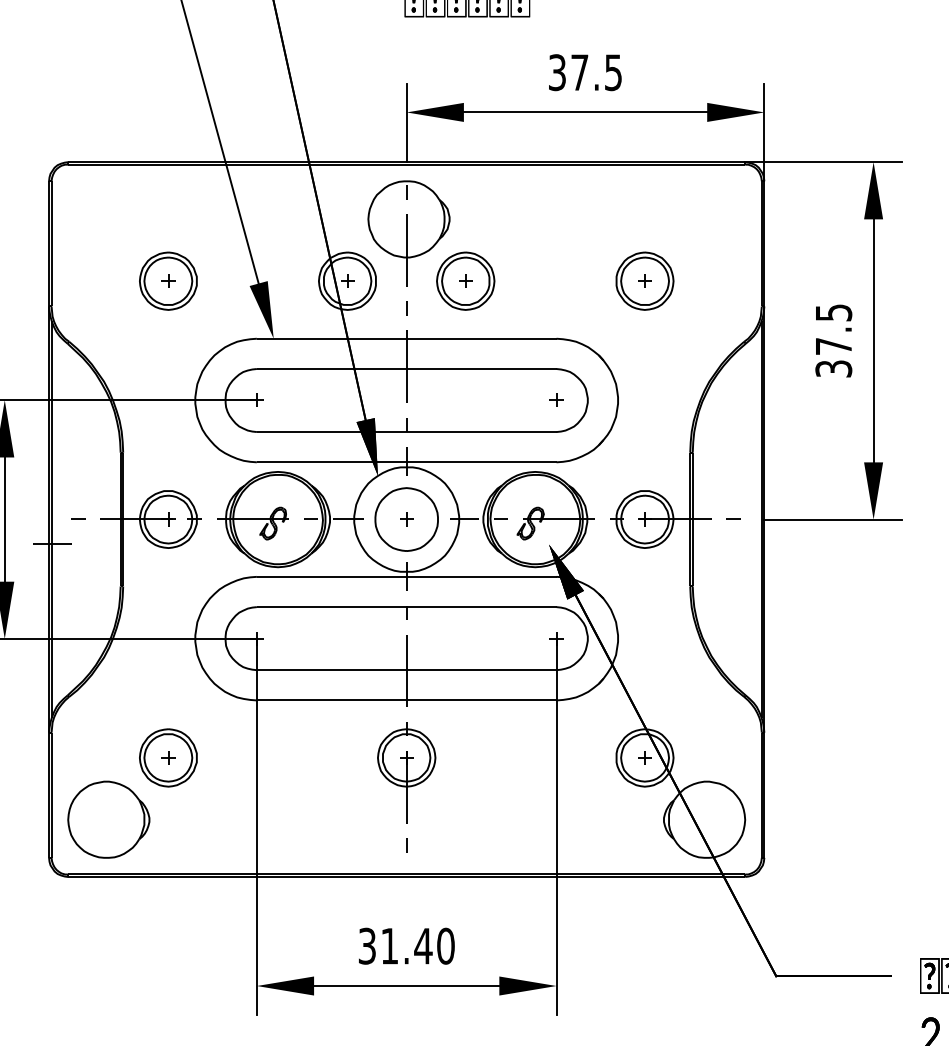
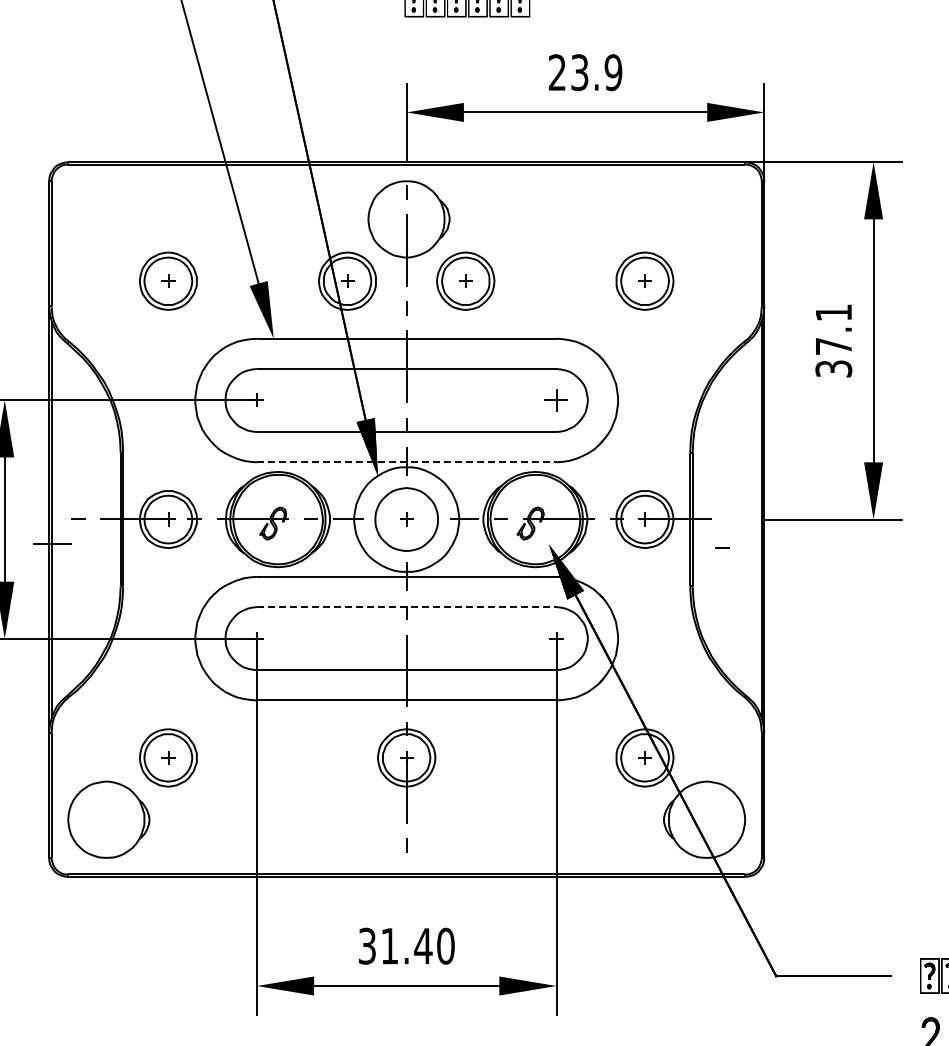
text: 37.5 -> 23.9 (585, 72)
text: 37.5 -> 37.1 (834, 312)
part size: 15x14 px -> 24x23 px (555, 400)
line: solid -> dashed (406, 462)
line position: (733, 518) -> (722, 547) (722, 547)
line: solid -> dashed (406, 607)
